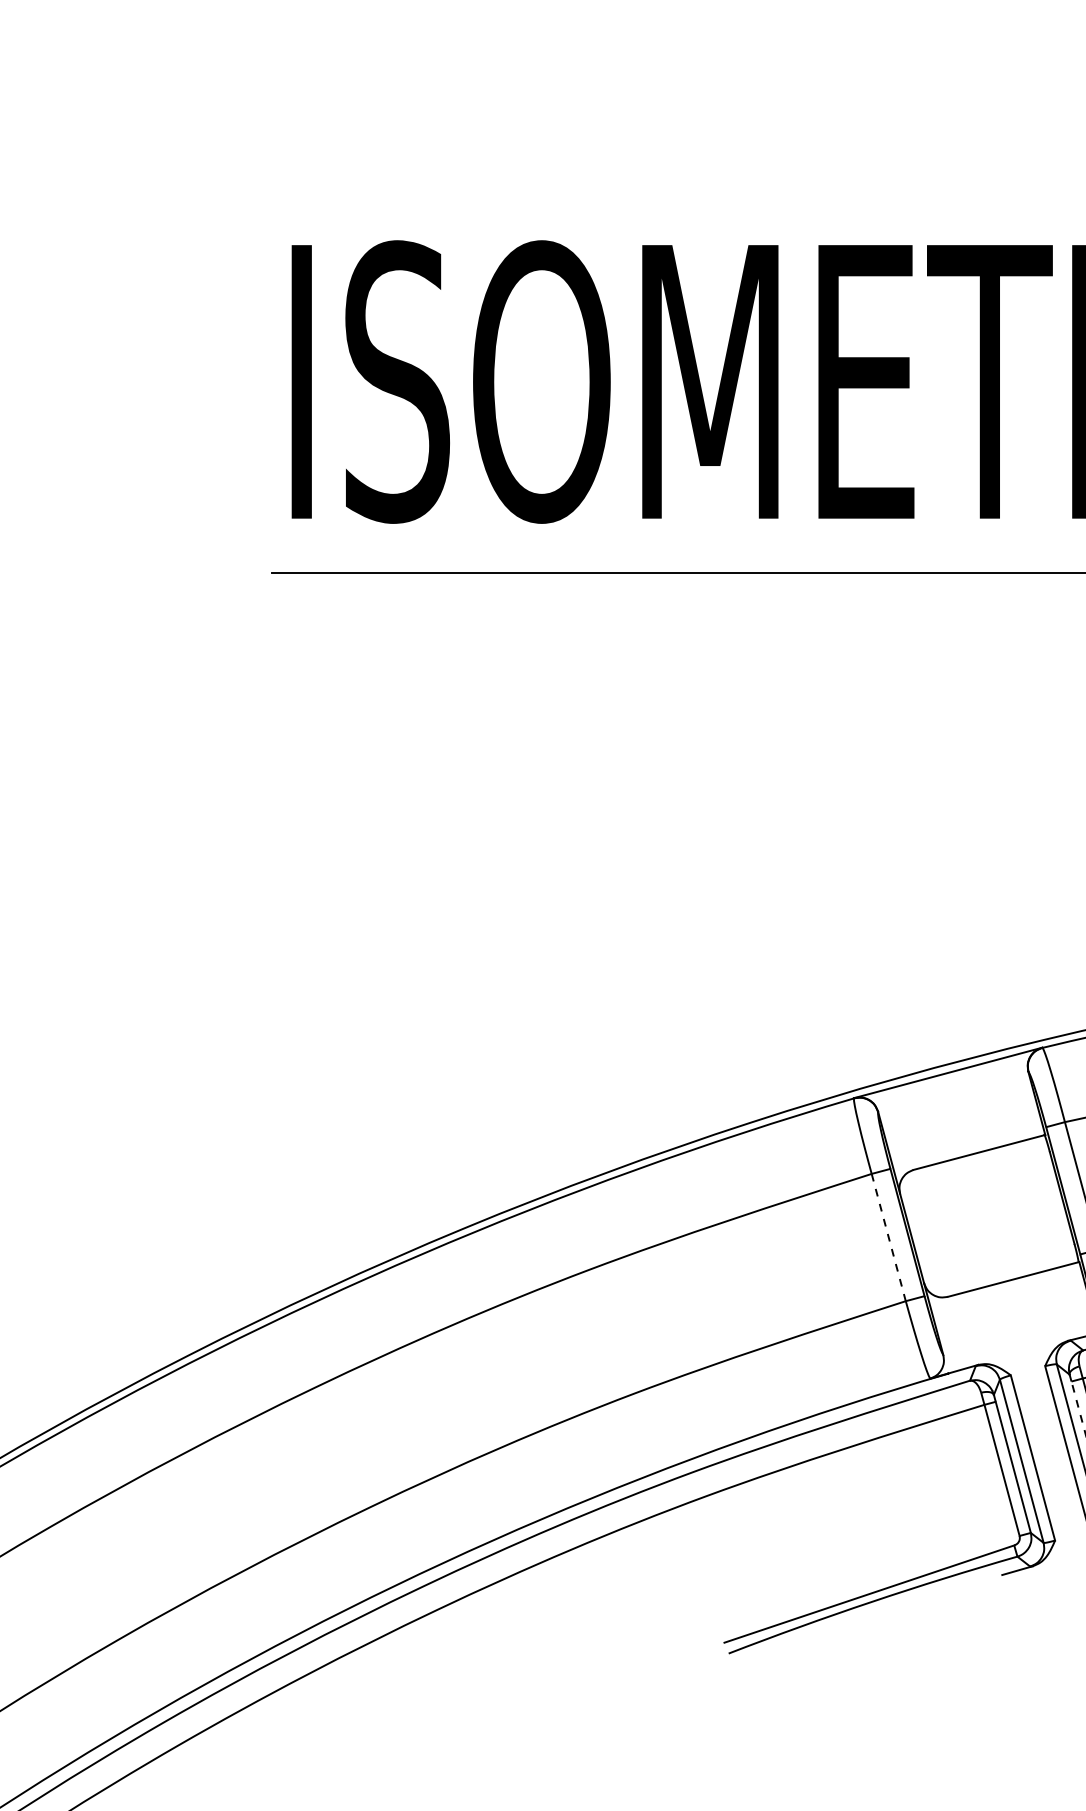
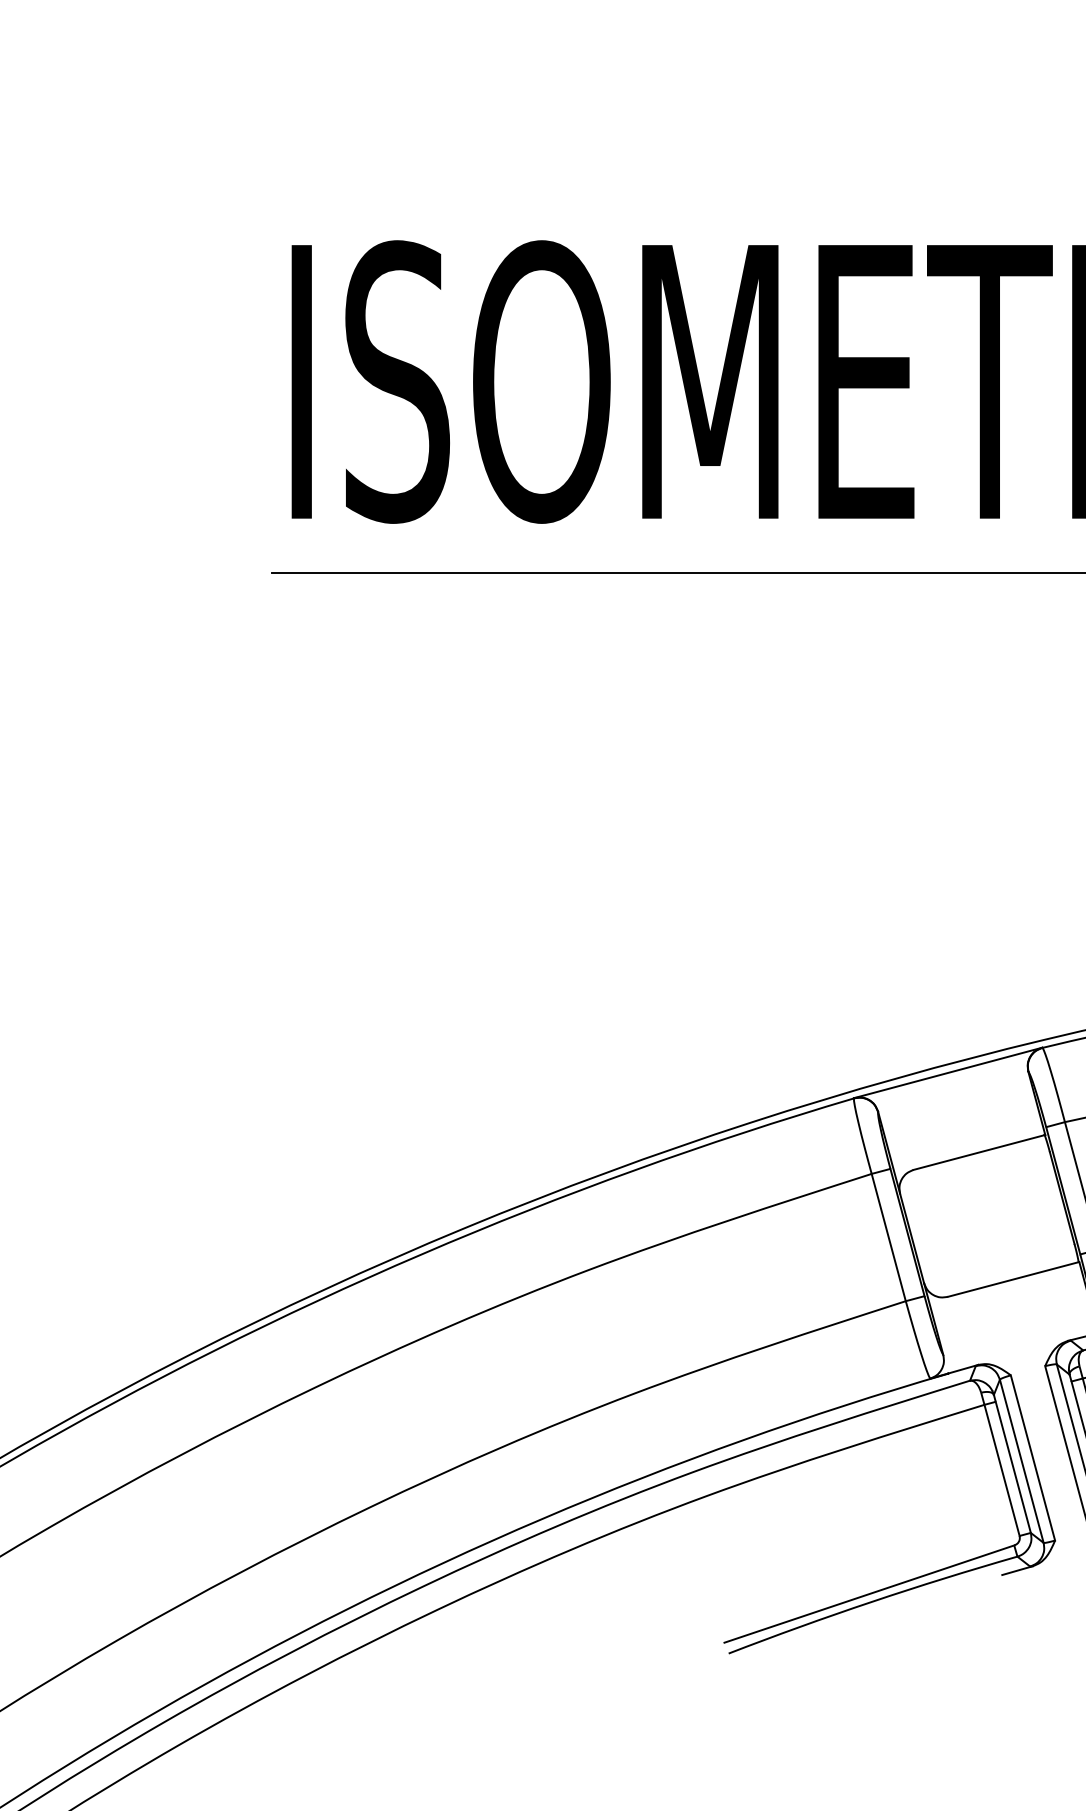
line: dashed -> solid (888, 1237)
line: dashed -> solid (1078, 1408)
